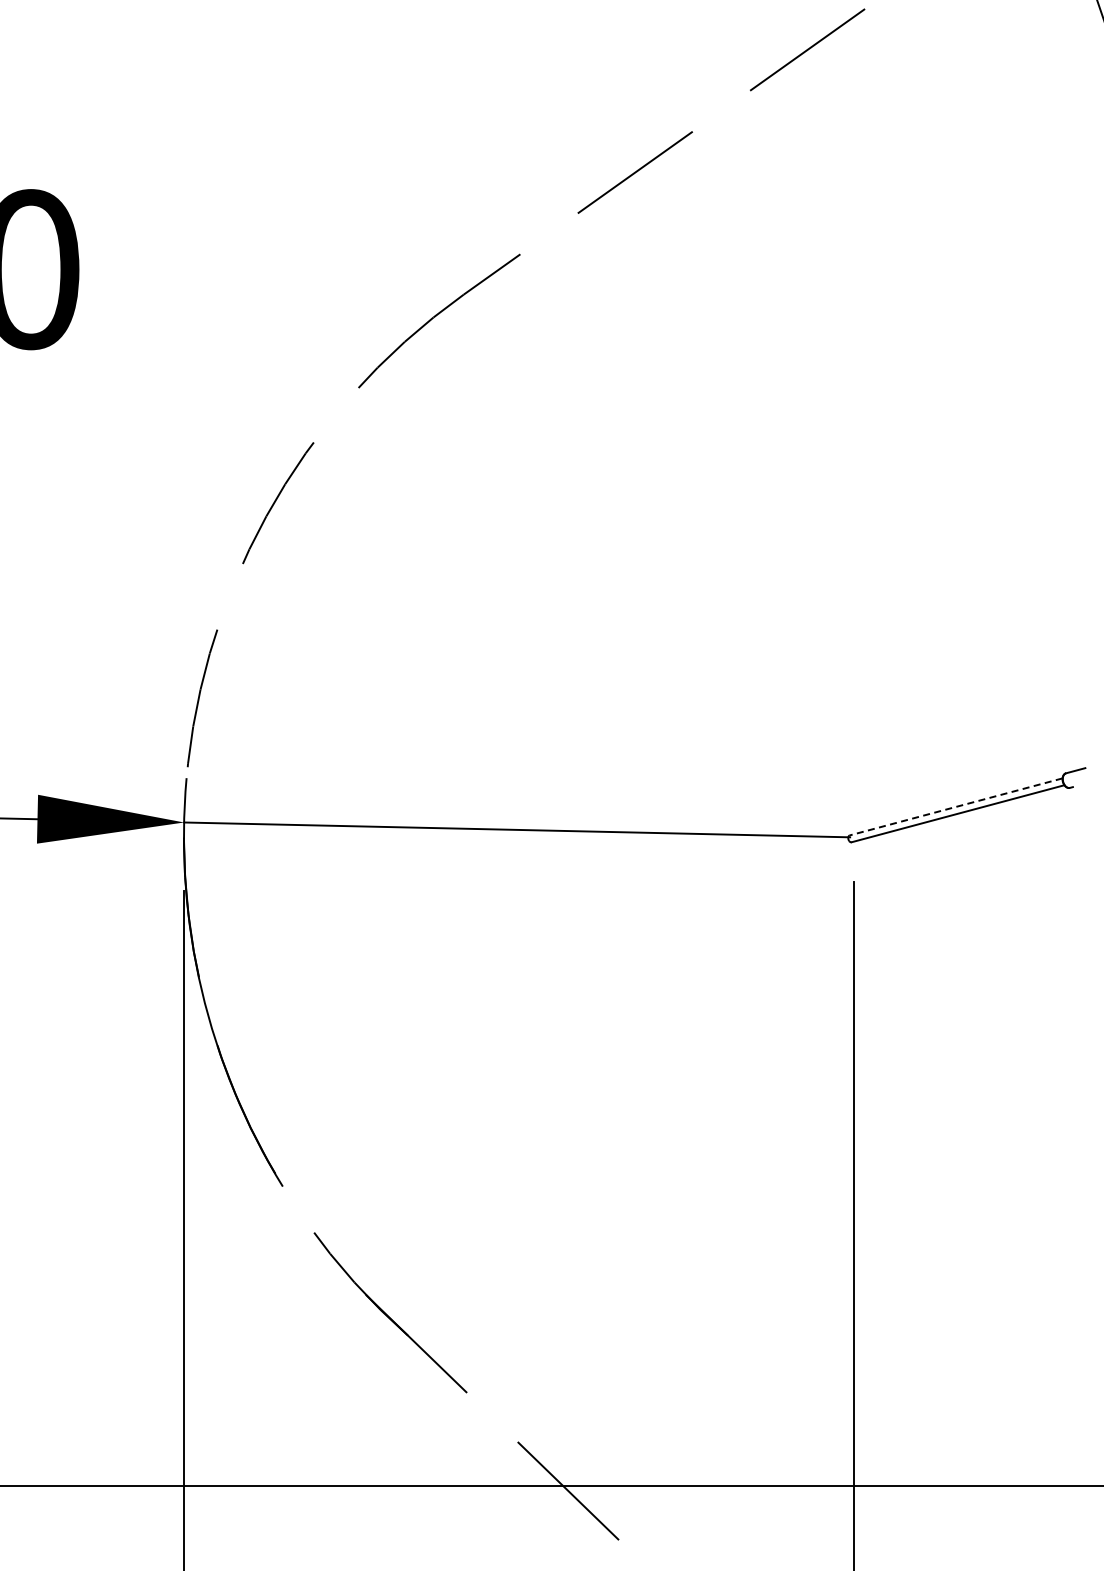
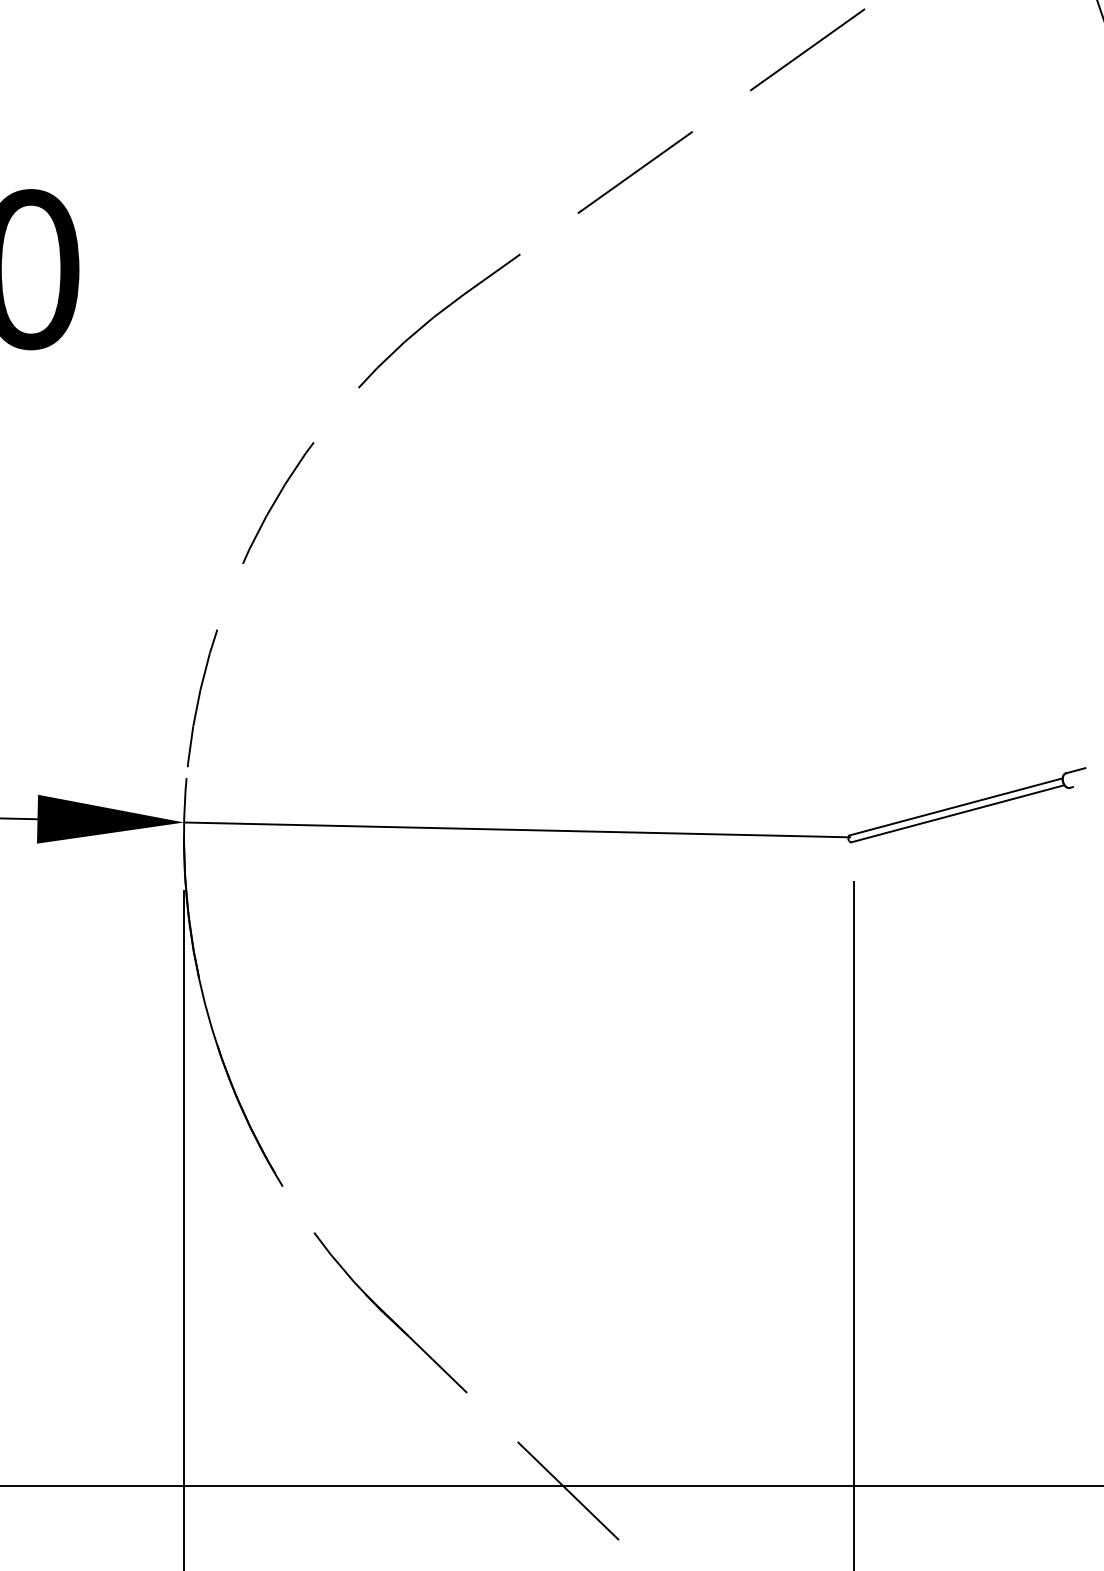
line: dashed -> solid (955, 807)
